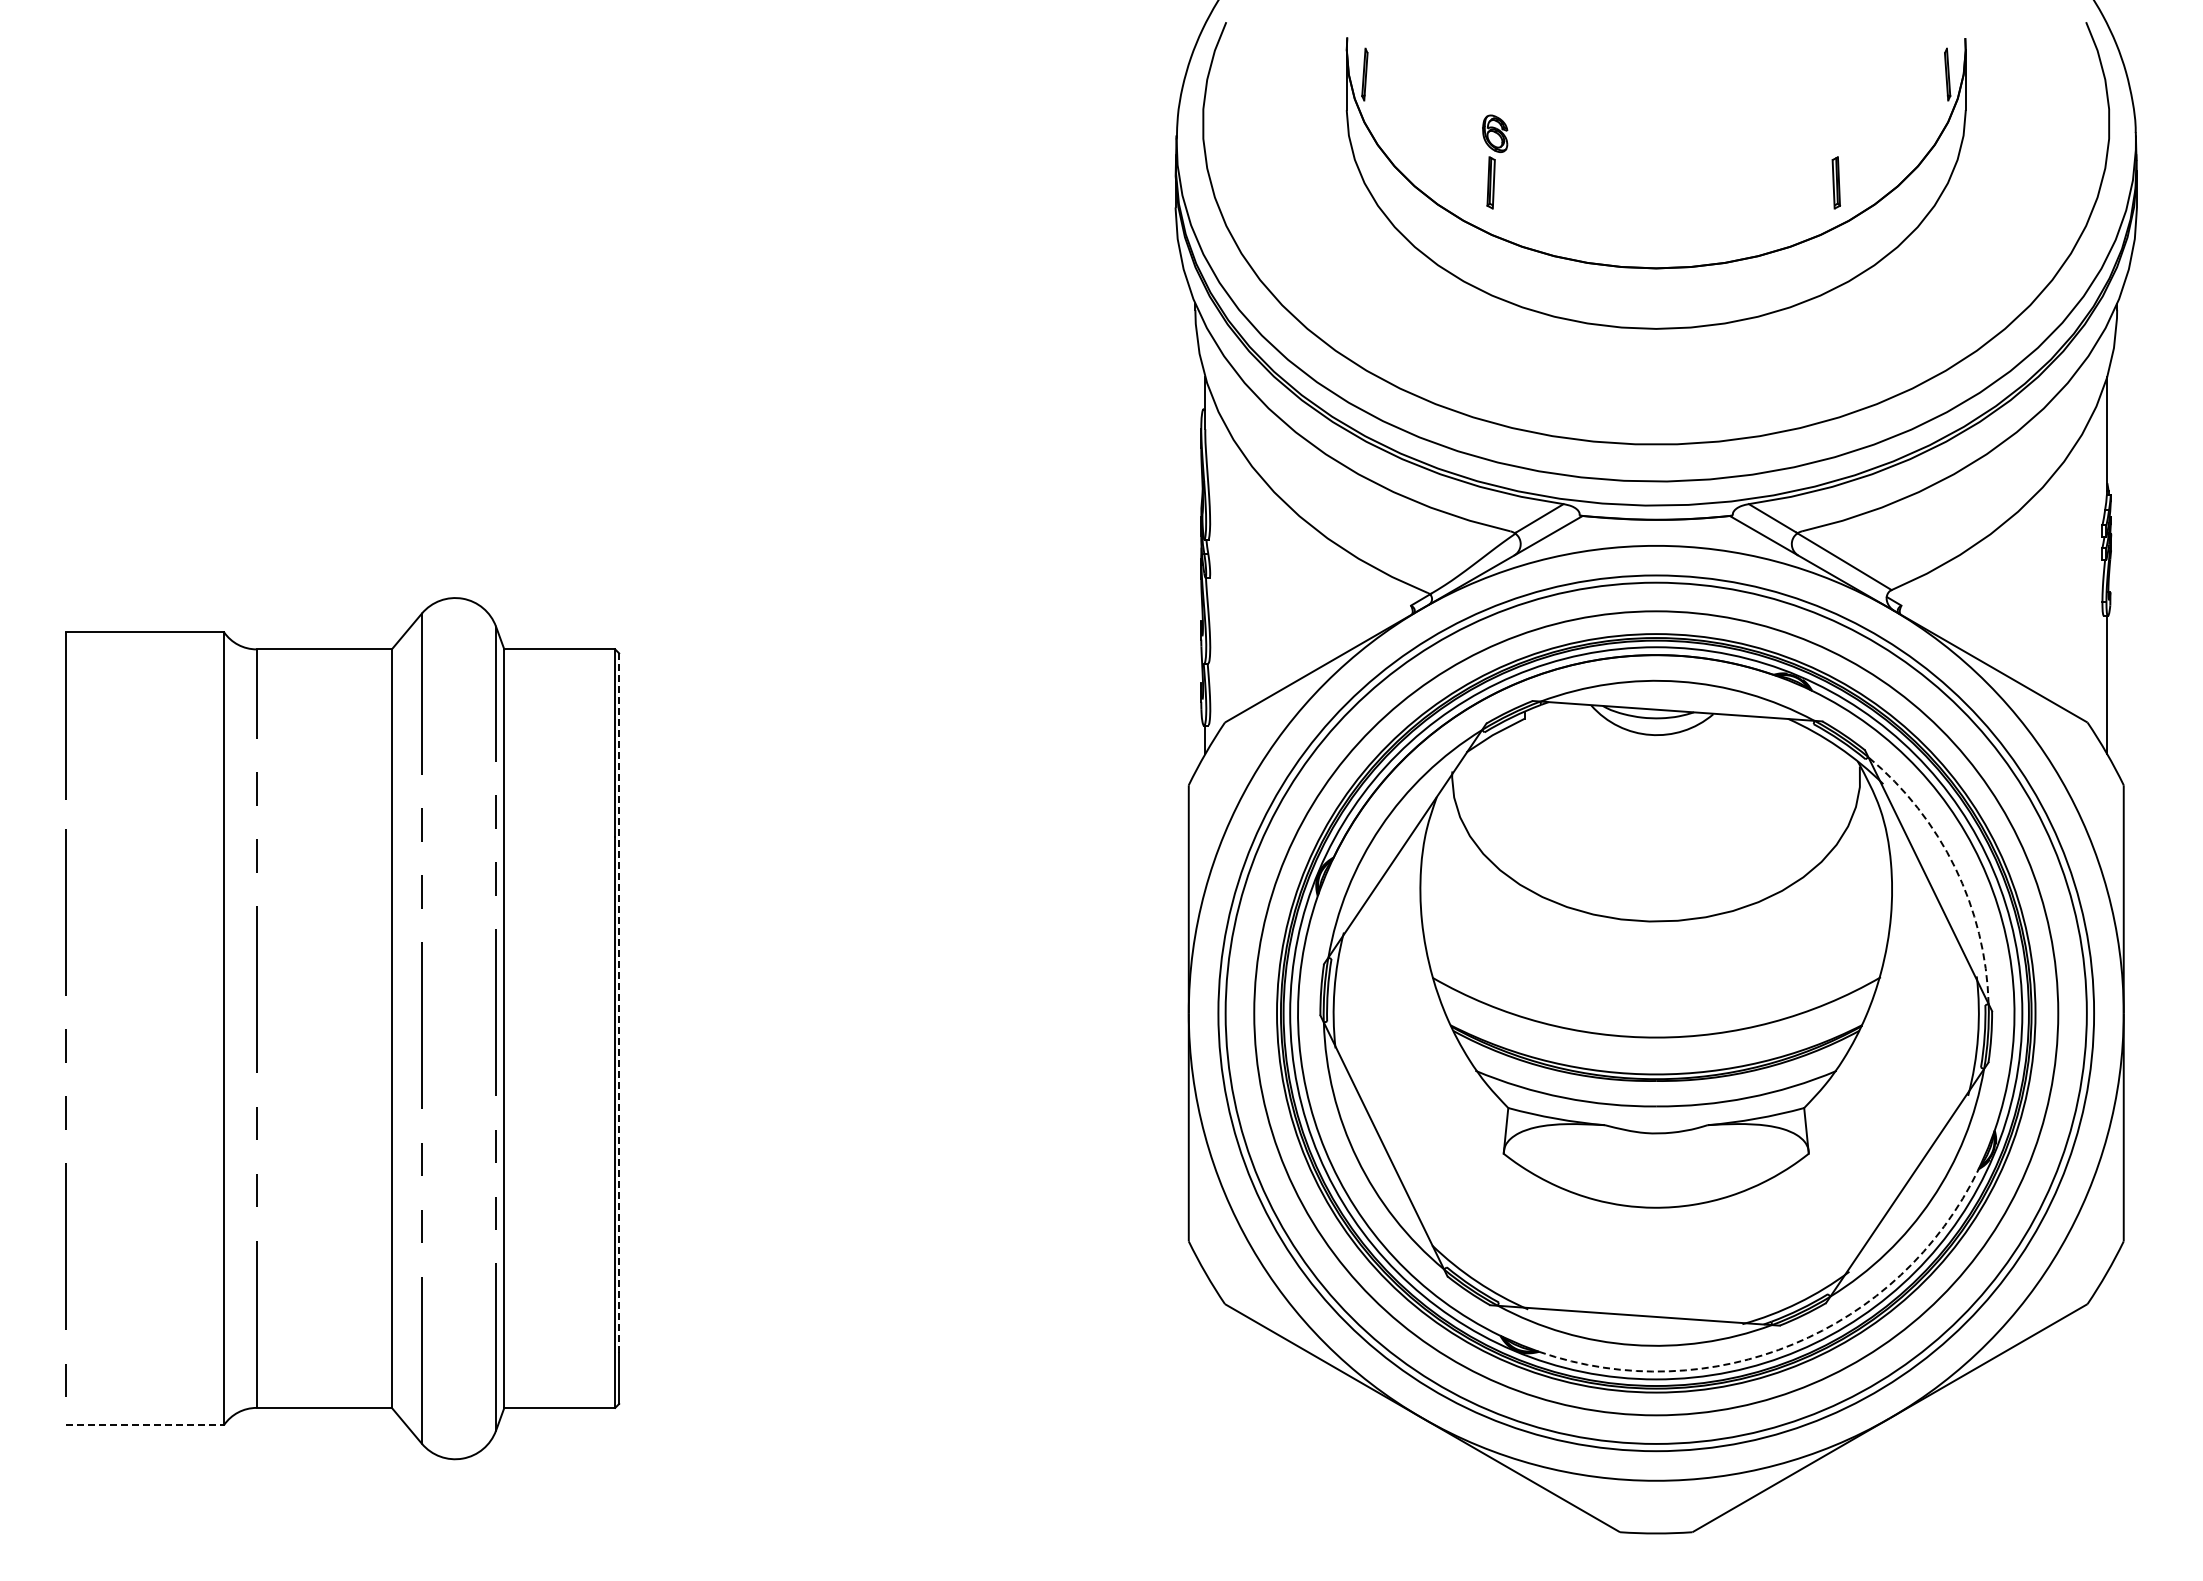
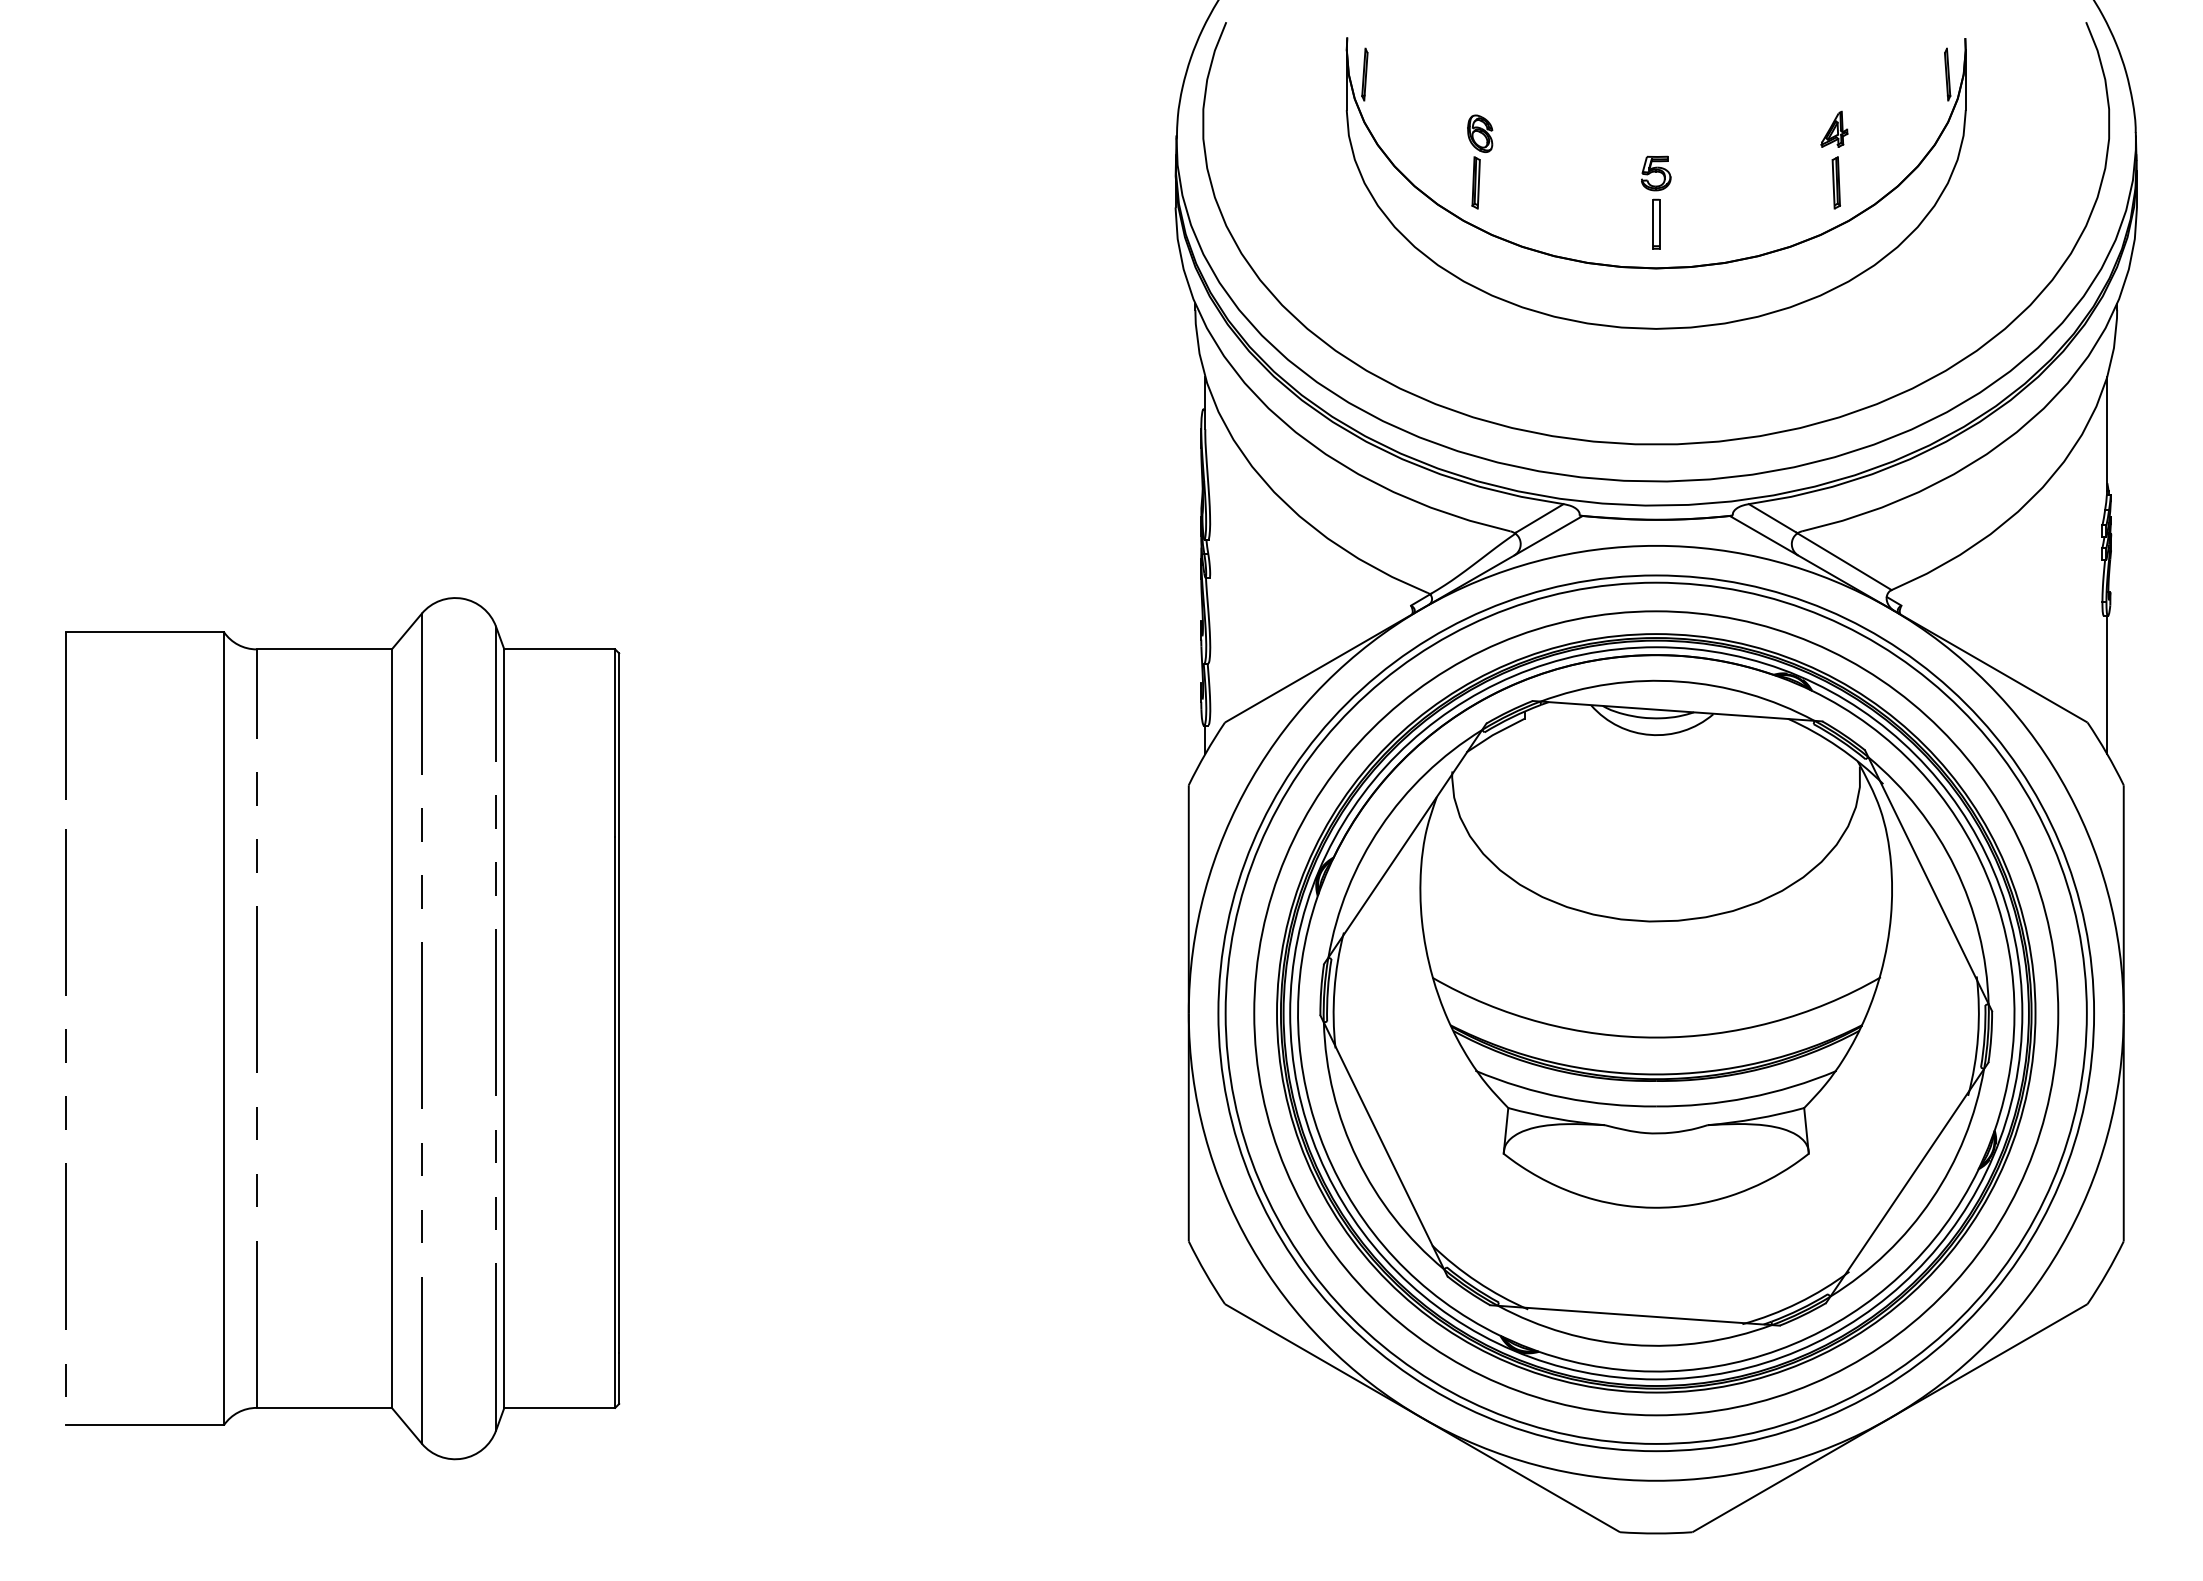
part: none -> present (1834, 128)
part position: (1495, 161) -> (1480, 161) (1480, 161)
part: none -> present (1656, 202)
arc: dashed -> solid (1955, 867)
line: dashed -> solid (619, 1003)
arc: dashed -> solid (1793, 1344)
line: dashed -> solid (145, 1425)
